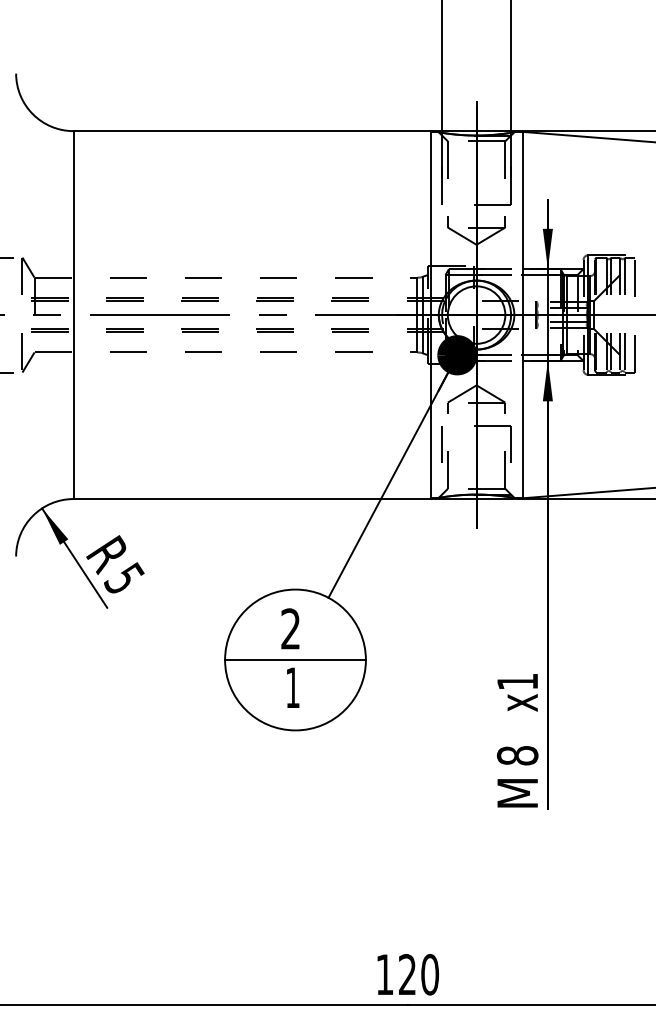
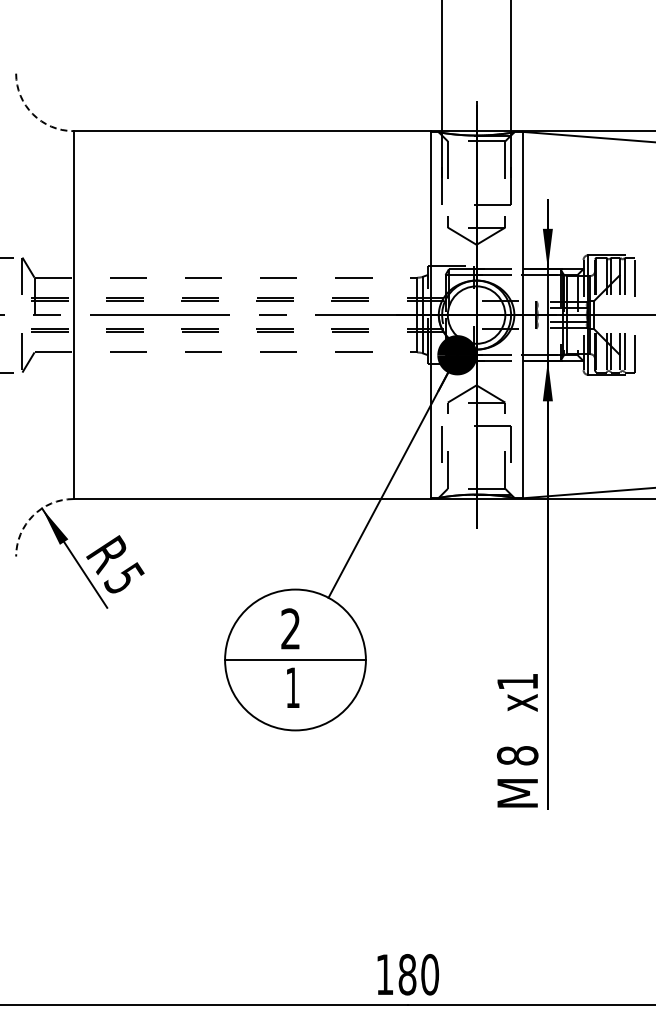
arc: solid -> dashed (32, 114)
arc: solid -> dashed (32, 515)
text: 120 -> 180 (407, 974)
